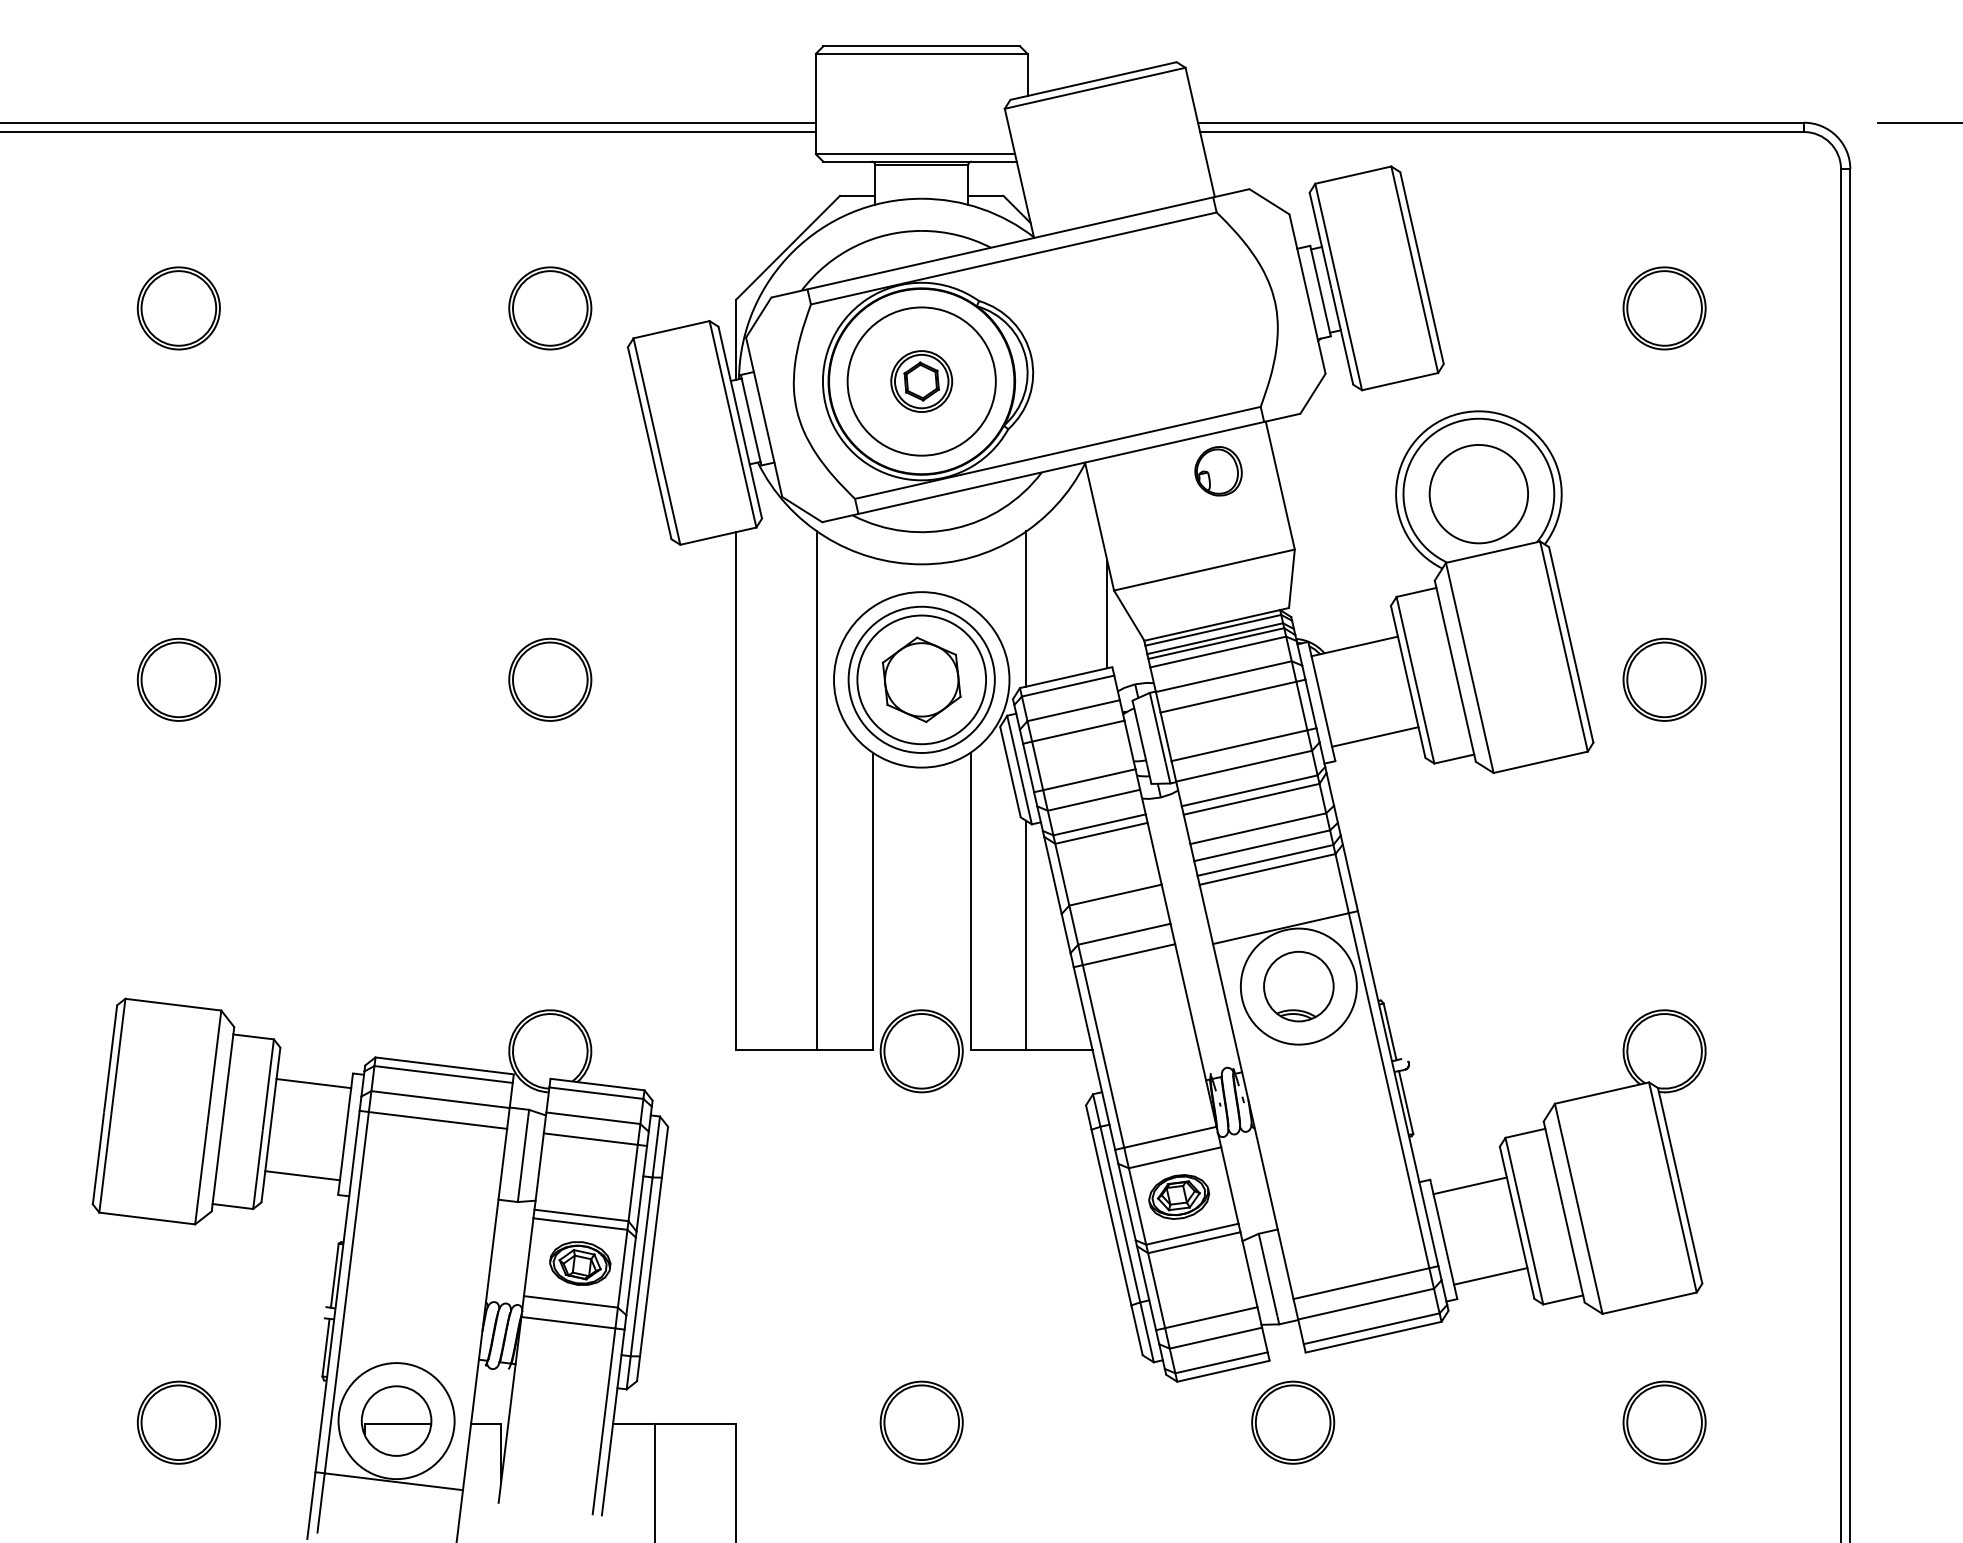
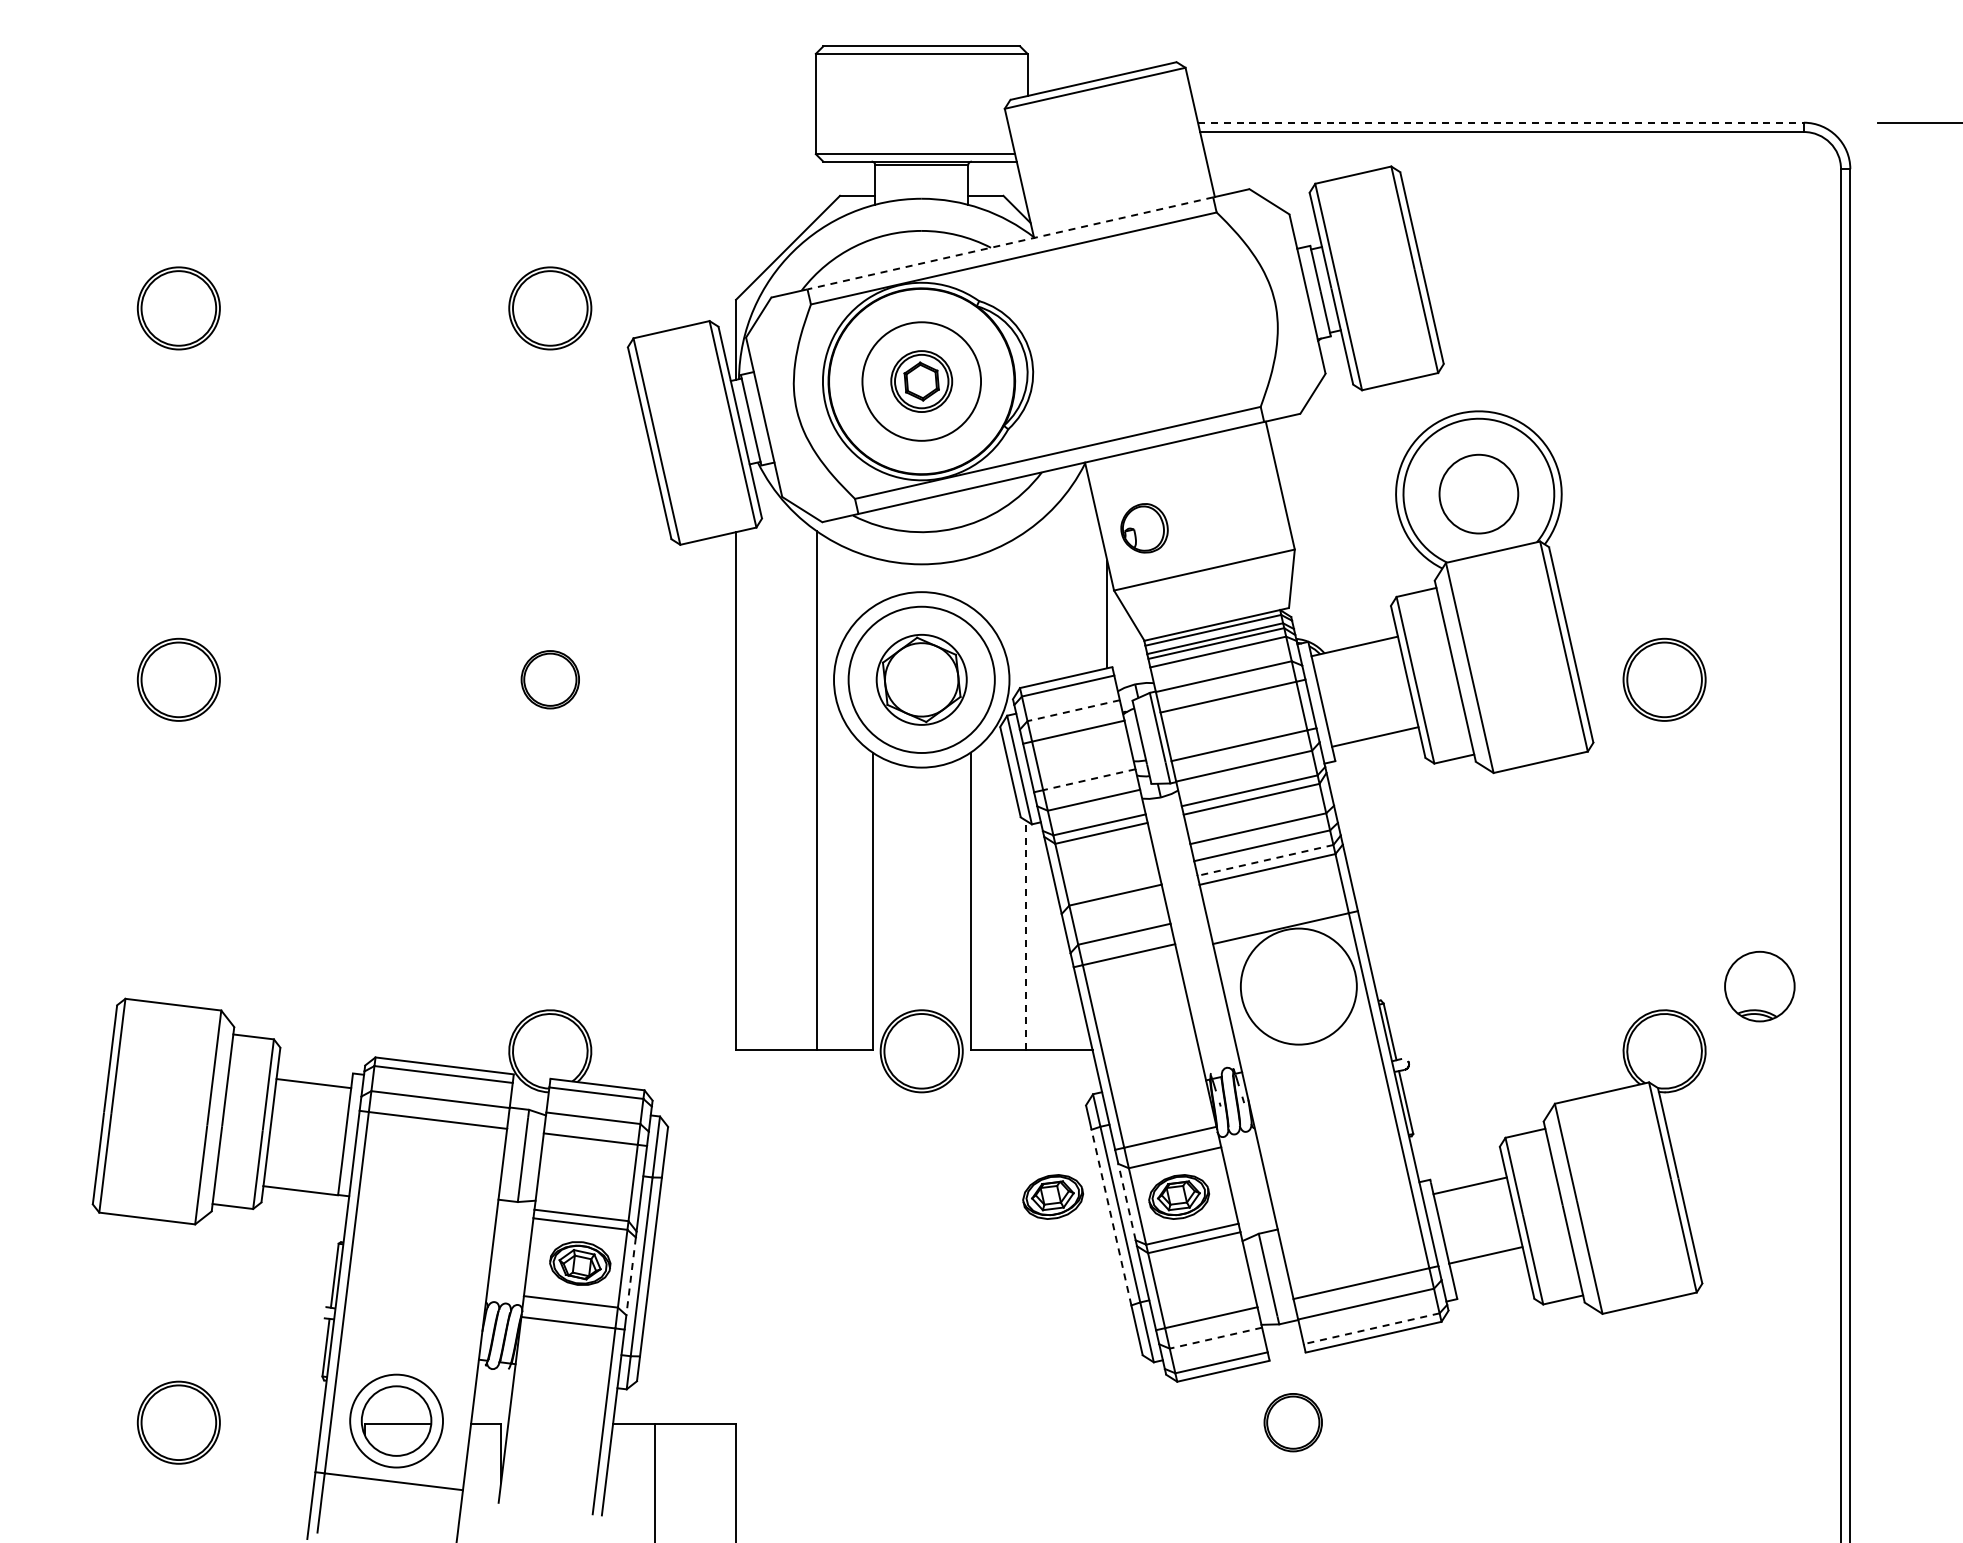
line: present -> none (408, 122)
line: solid -> dashed (1500, 122)
line: present -> none (408, 132)
line: solid -> dashed (1009, 243)
part: present -> none (1664, 308)
circle diameter: 148 px -> 119 px (921, 381)
part position: (1218, 471) -> (1144, 528) (1144, 528)
circle diameter: 98 px -> 79 px (1478, 493)
line: present -> none (1026, 608)
part size: 85x85 px -> 60x60 px (549, 679)
circle diameter: 129 px -> 90 px (921, 679)
line: solid -> dashed (1073, 710)
line: solid -> dashed (1088, 779)
line: solid -> dashed (1265, 860)
line: solid -> dashed (1026, 935)
part position: (1298, 986) -> (1759, 986) (1759, 986)
line position: (302, 1175) -> (300, 1190) (300, 1190)
part: none -> present (1053, 1196)
line: solid -> dashed (1126, 1201)
line: solid -> dashed (1111, 1217)
line: solid -> dashed (631, 1276)
line position: (1490, 1276) -> (1485, 1255) (1485, 1255)
line: solid -> dashed (1371, 1328)
line: solid -> dashed (1215, 1338)
circle diameter: 116 px -> 93 px (396, 1420)
part: present -> none (921, 1422)
part size: 85x85 px -> 60x60 px (1292, 1422)
part: present -> none (1664, 1422)
